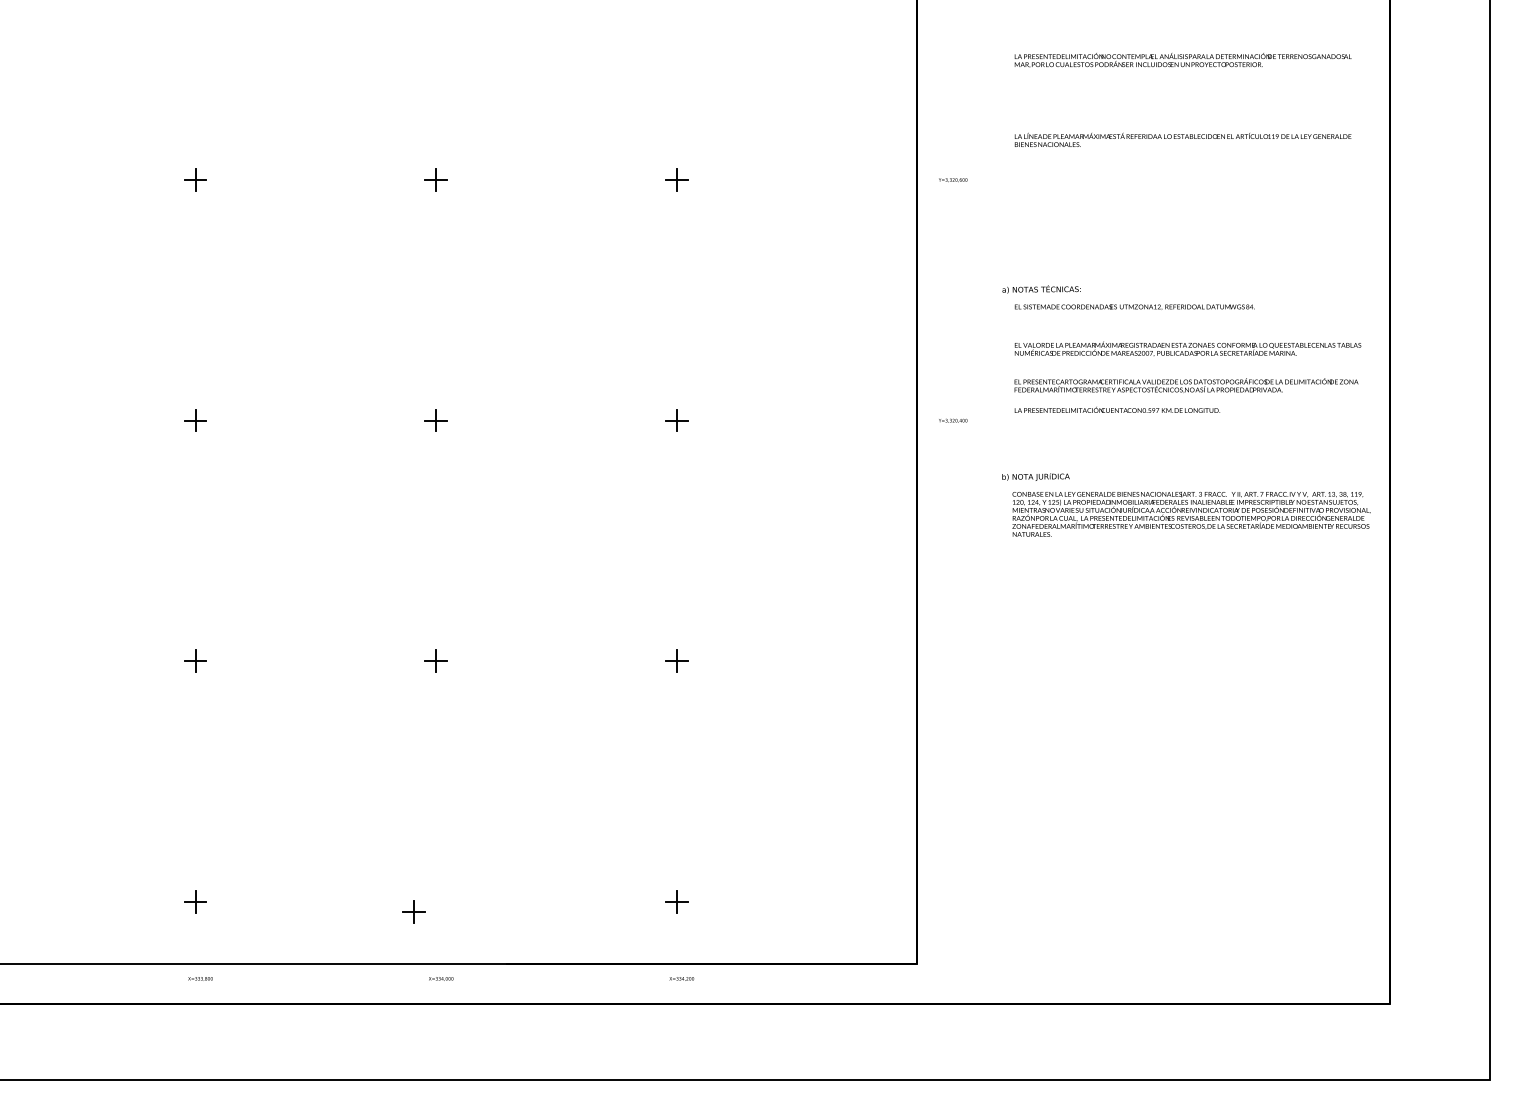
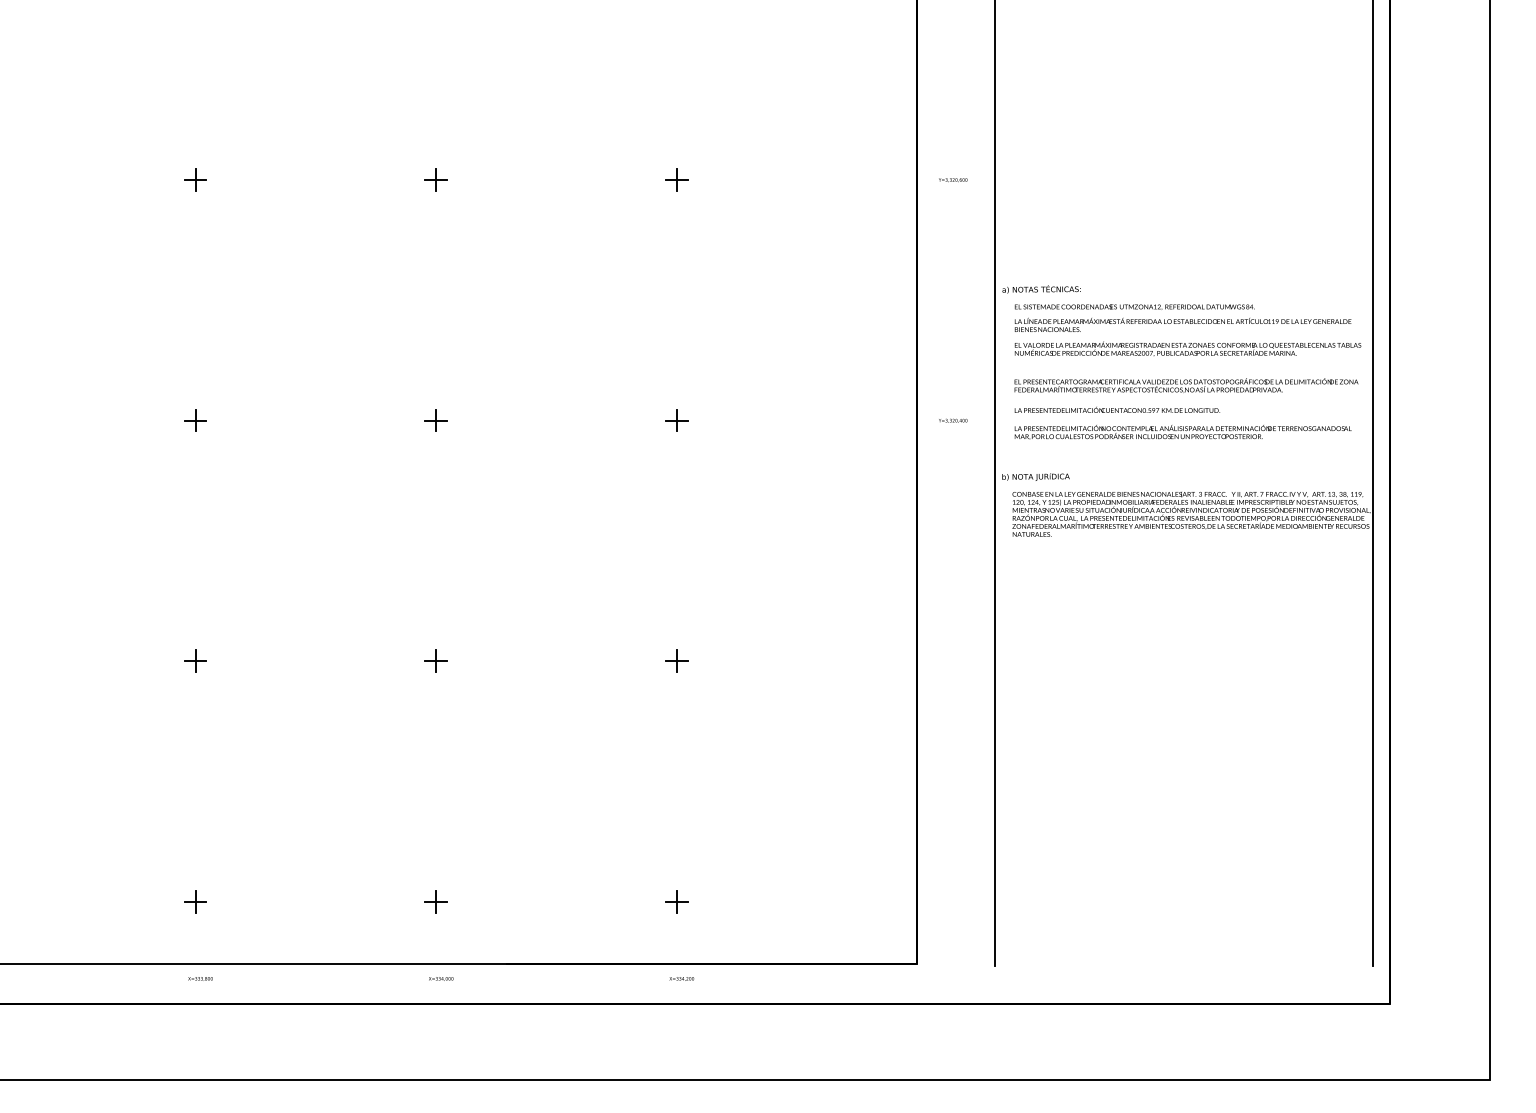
text position: (1182, 60) -> (1182, 432) (1182, 432)
text position: (1182, 139) -> (1182, 324) (1182, 324)
line: none -> present (995, 483)
line: none -> present (1373, 483)
part position: (413, 911) -> (435, 901) (435, 901)
